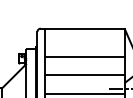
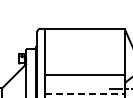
line: present -> none (84, 57)
line: solid -> dashed (85, 94)
